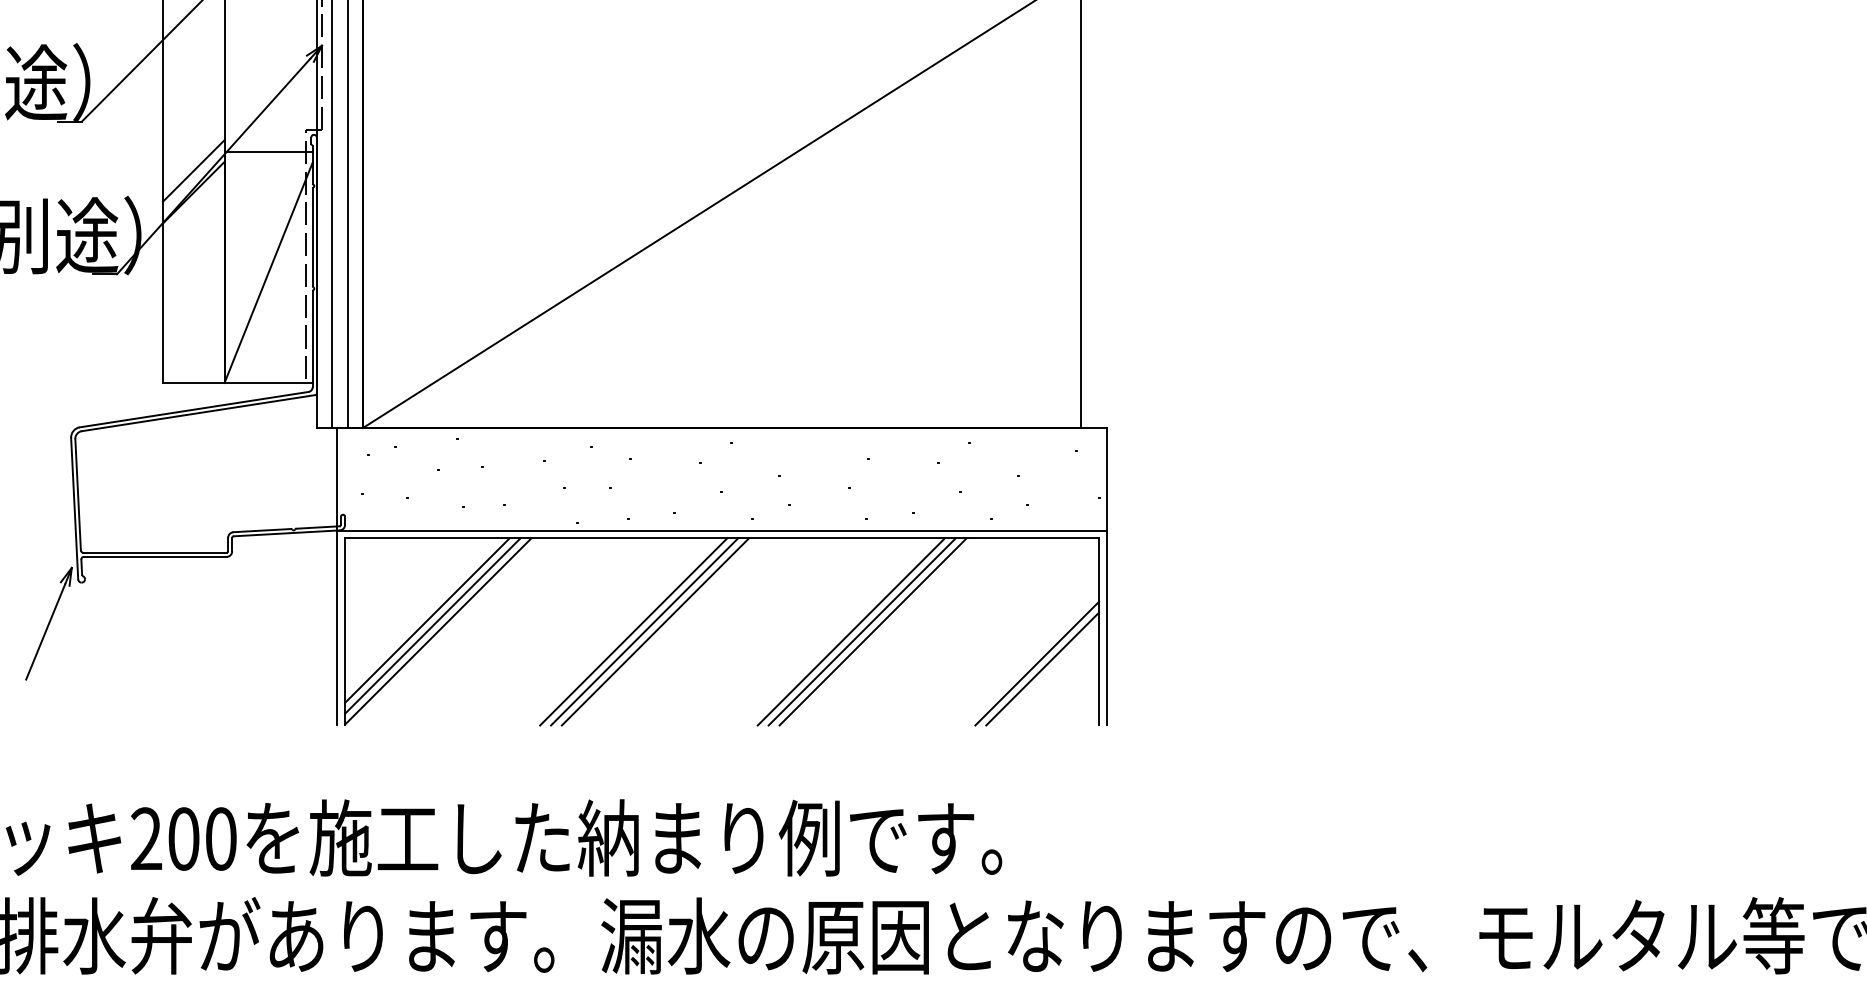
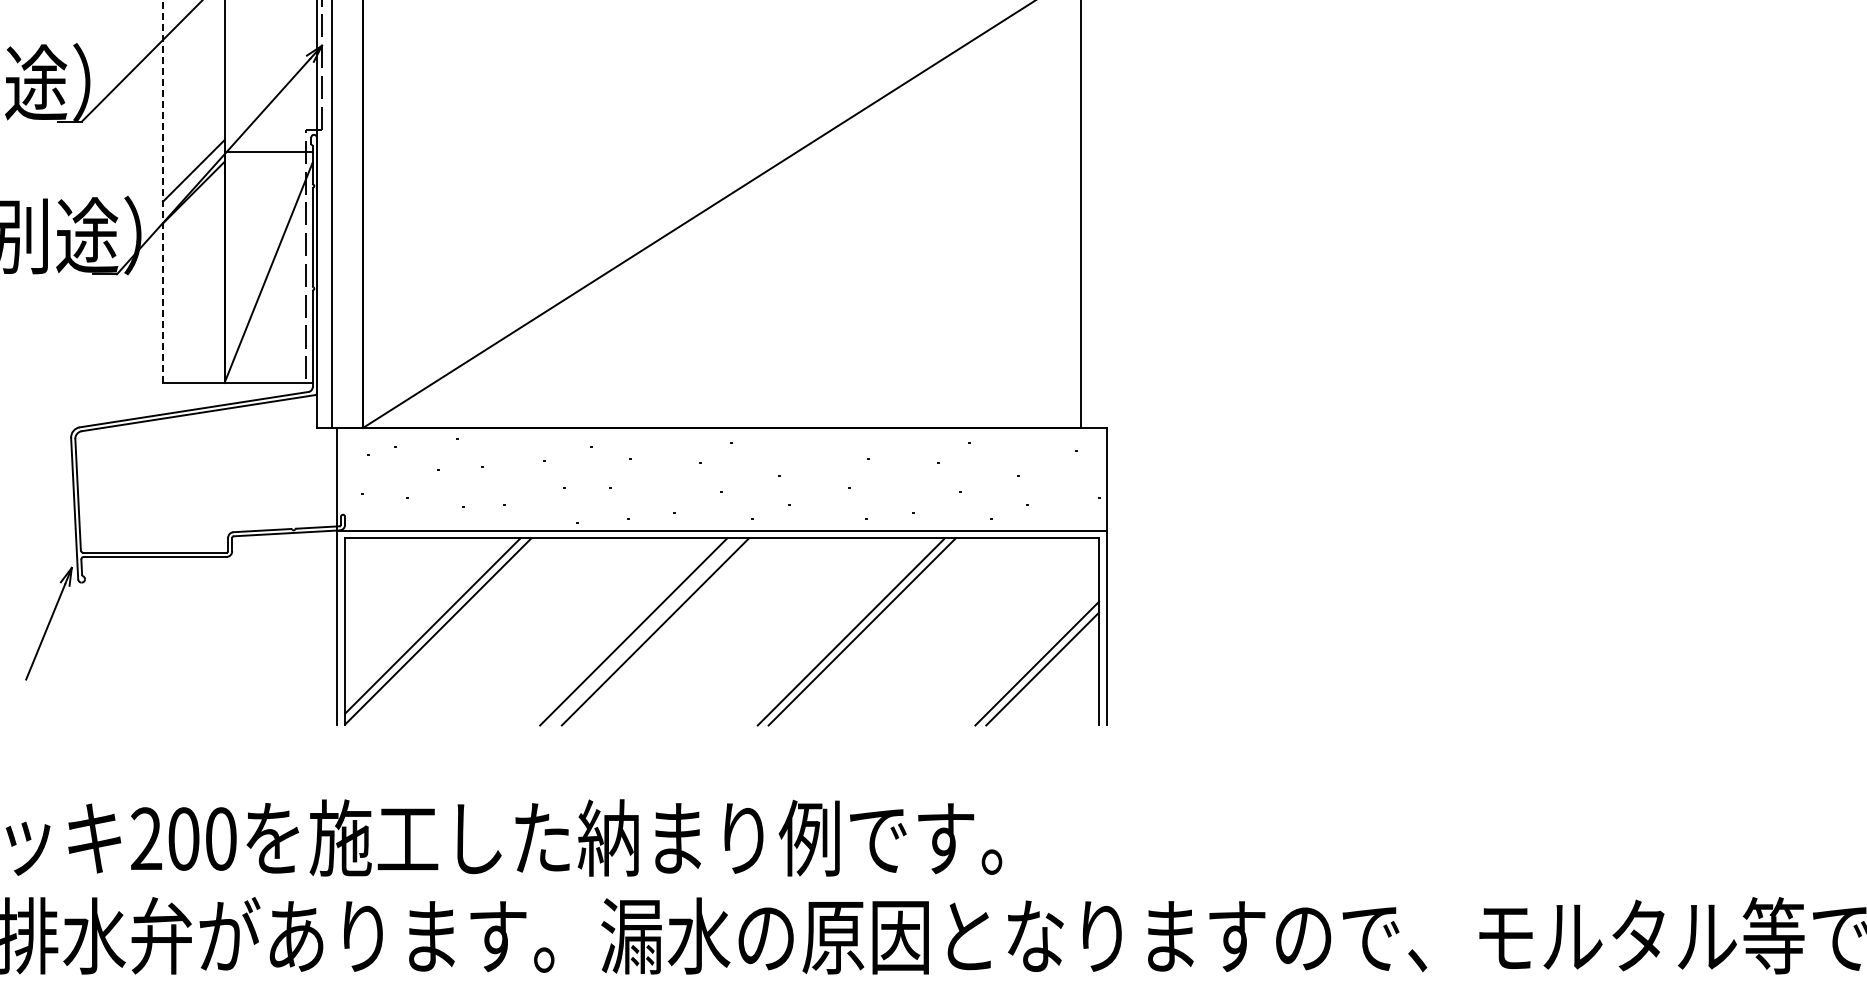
line: solid -> dashed (163, 191)
line: present -> none (347, 214)
line: present -> none (427, 620)
line: present -> none (644, 631)
line: present -> none (872, 631)
